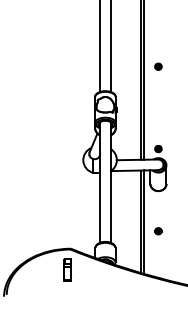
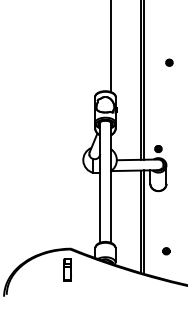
line: present -> none (100, 47)
part position: (158, 66) -> (169, 62) (169, 62)
part position: (158, 231) -> (166, 251) (166, 251)
